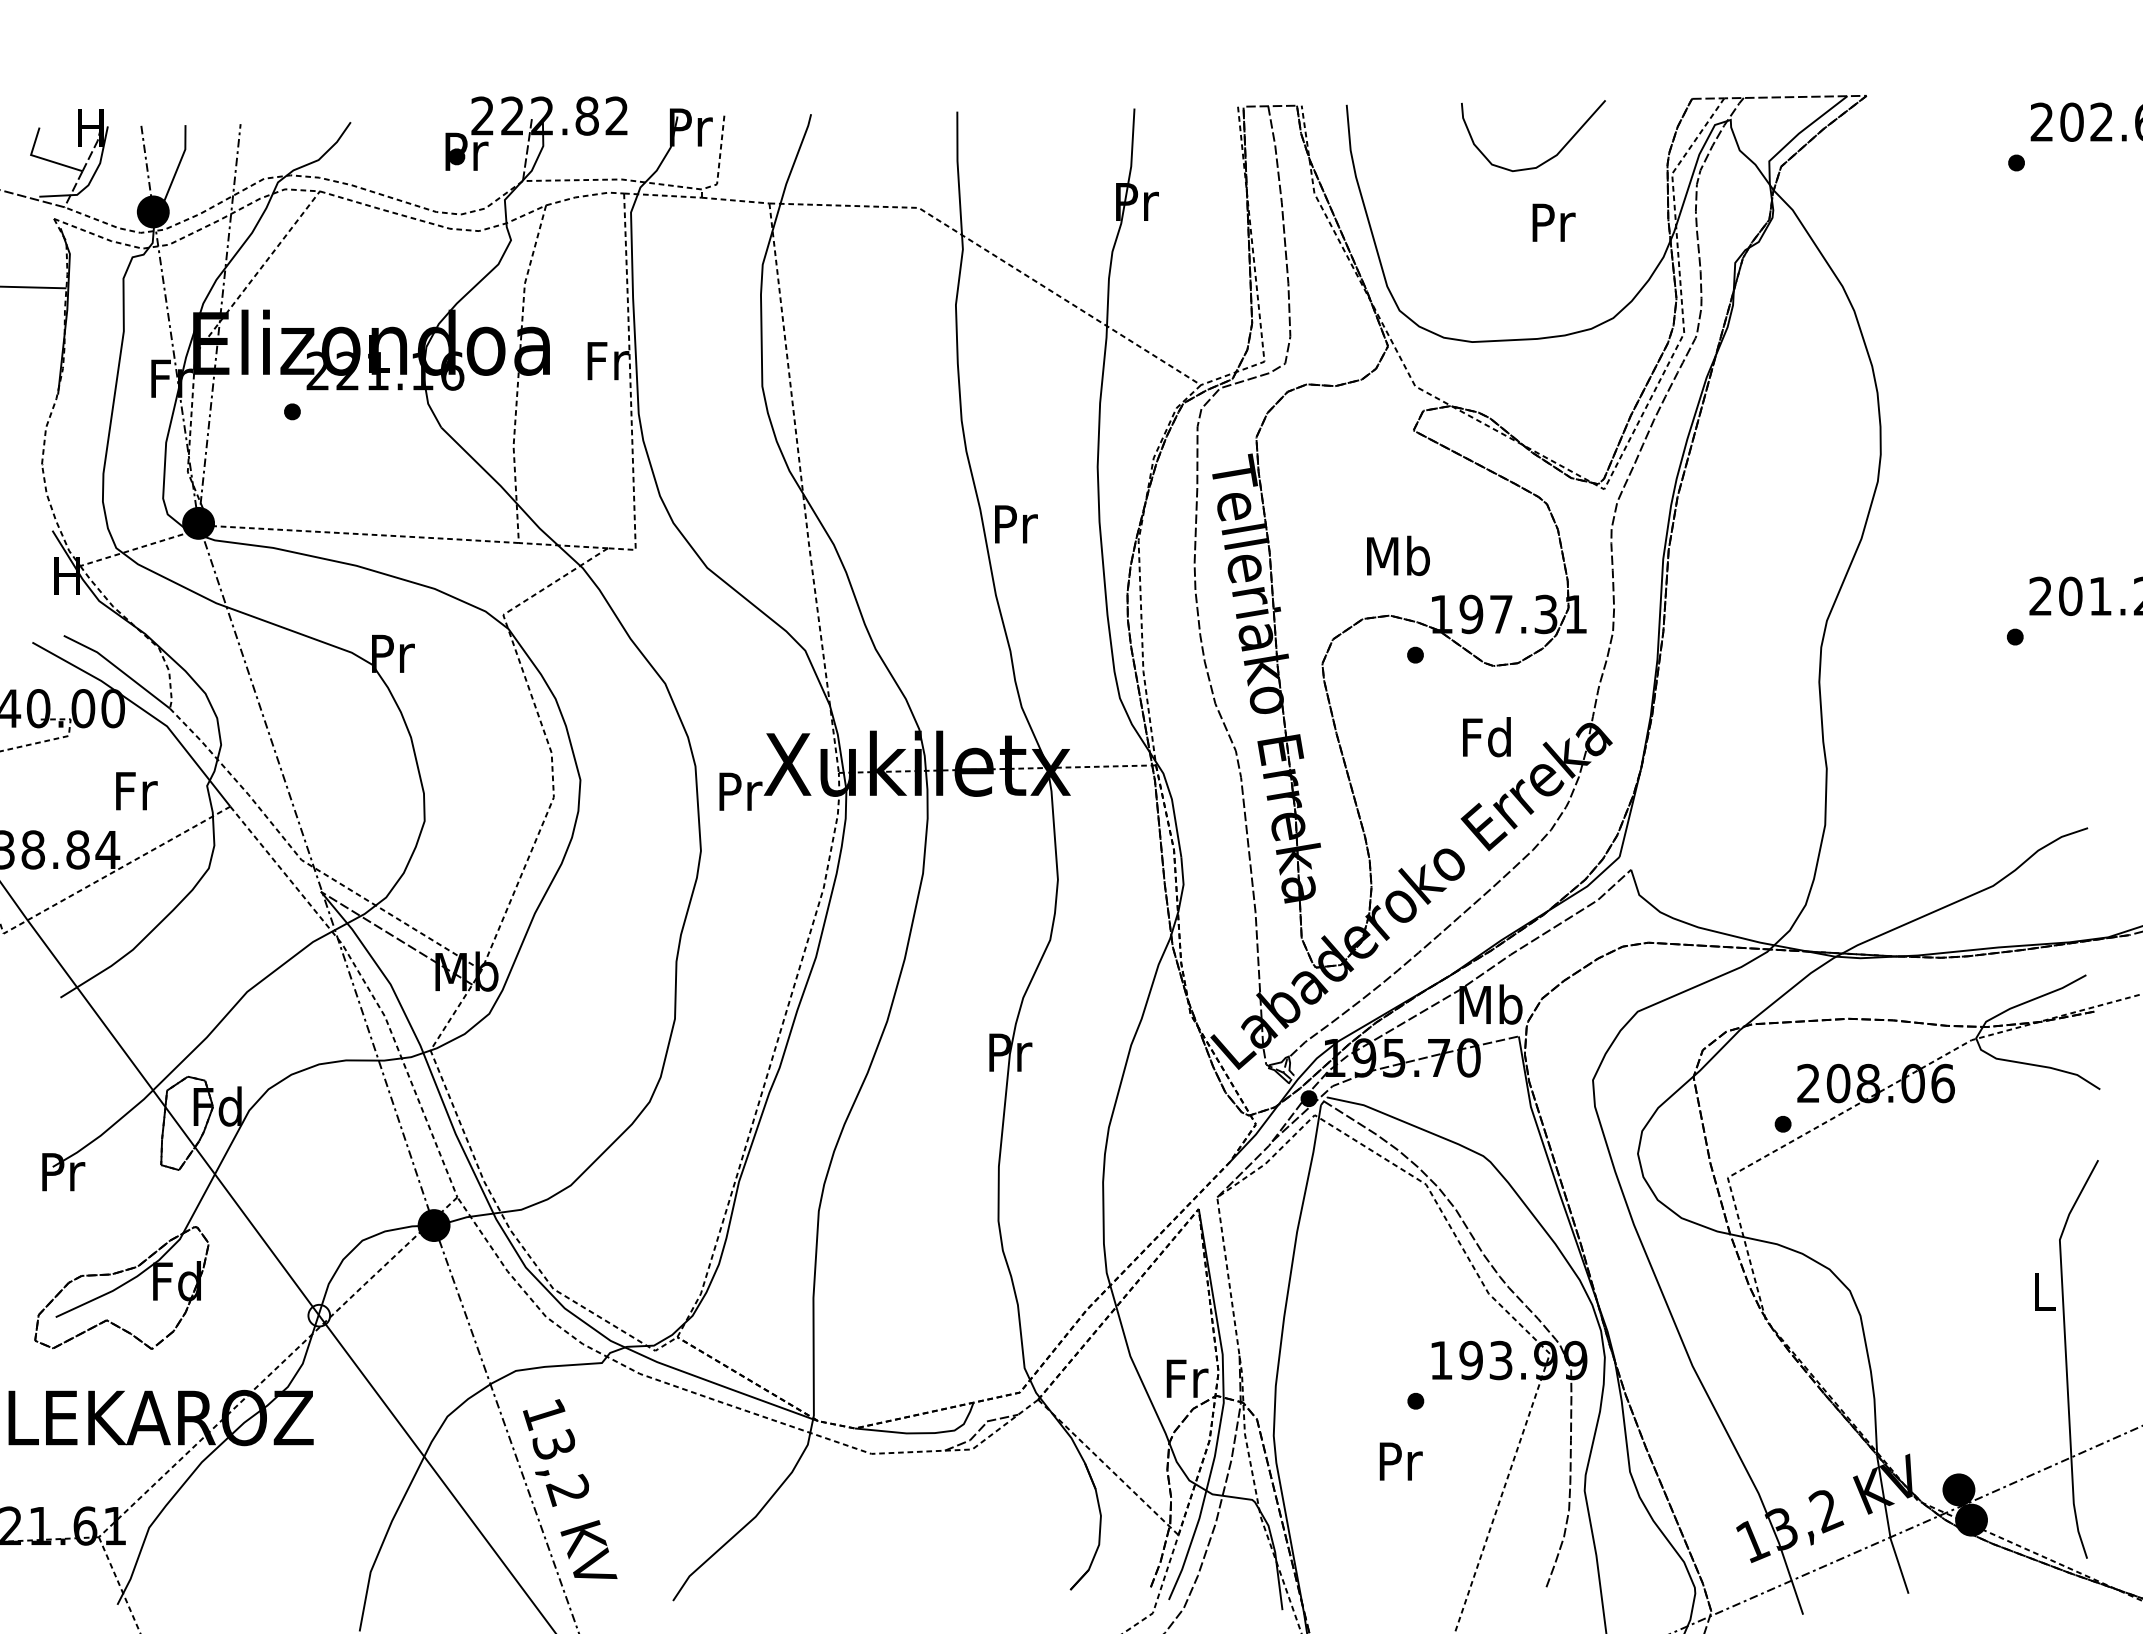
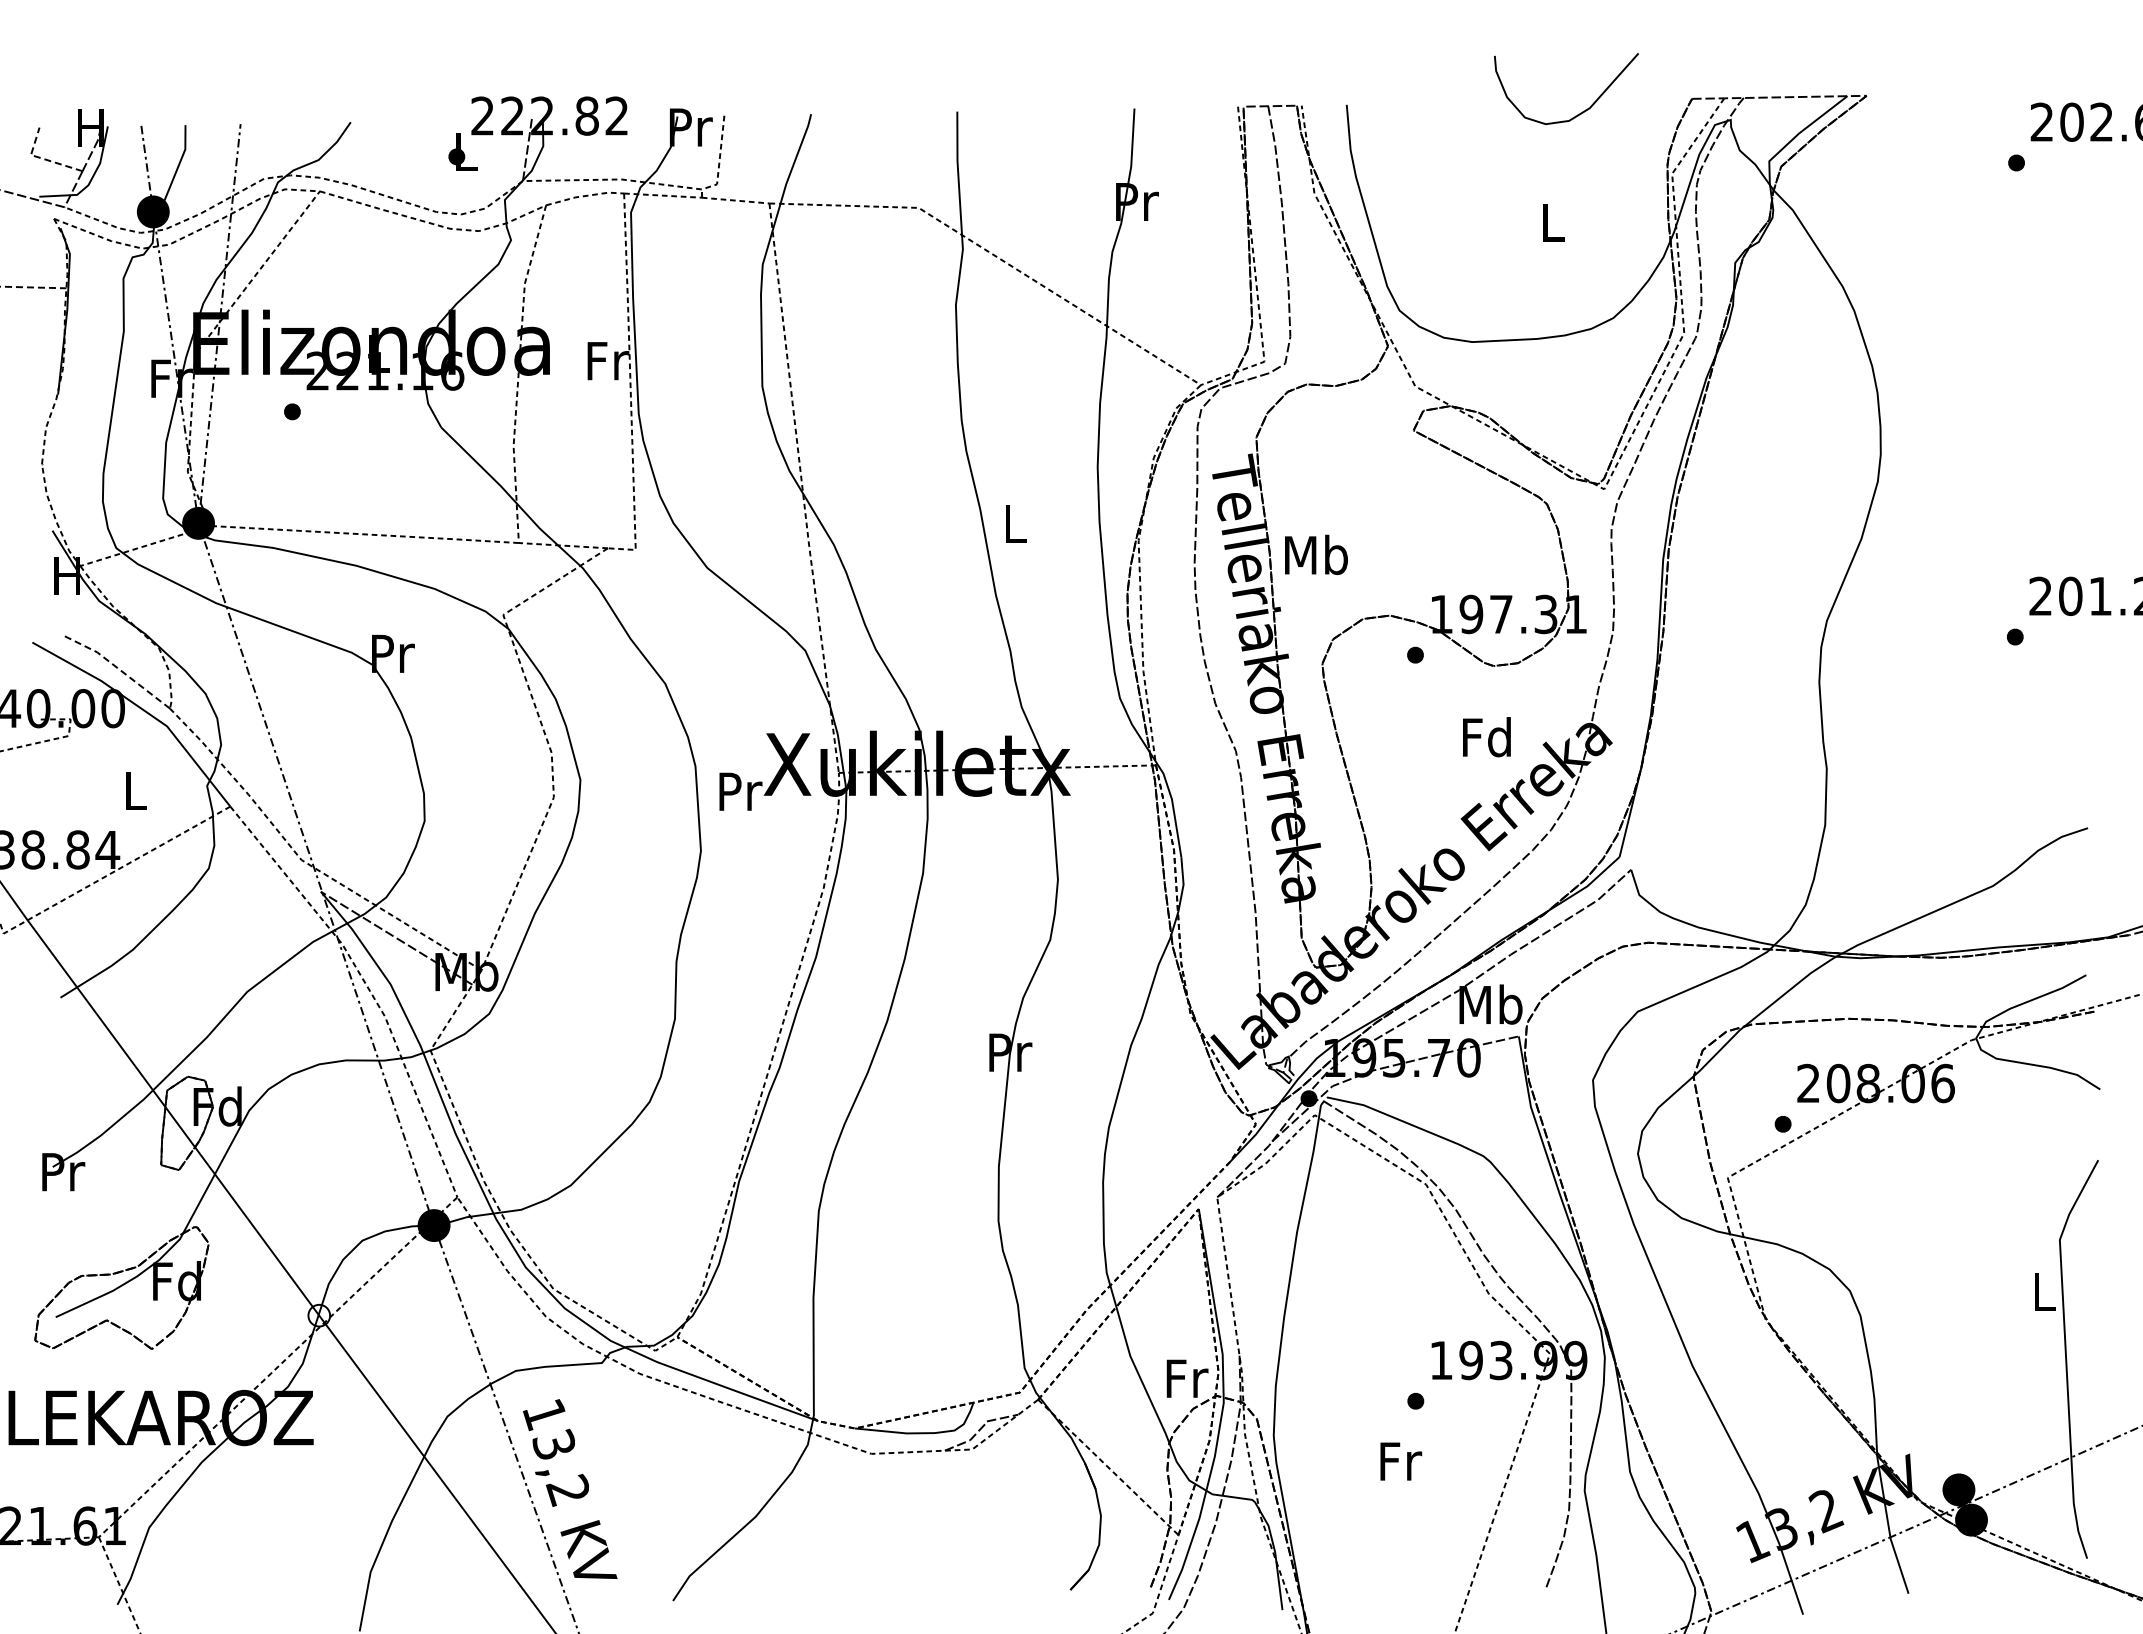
text: Pr -> L (466, 151)
line: solid -> dashed (42, 158)
curve position: (1547, 159) -> (1580, 112) (1580, 112)
text: Pr -> L (1553, 222)
line: solid -> dashed (33, 287)
text: Pr -> L (1016, 524)
text position: (1398, 555) -> (1316, 554) (1316, 554)
line: solid -> dashed (117, 668)
text: Fr -> L (136, 791)
text: Pr -> Fr (1400, 1461)
